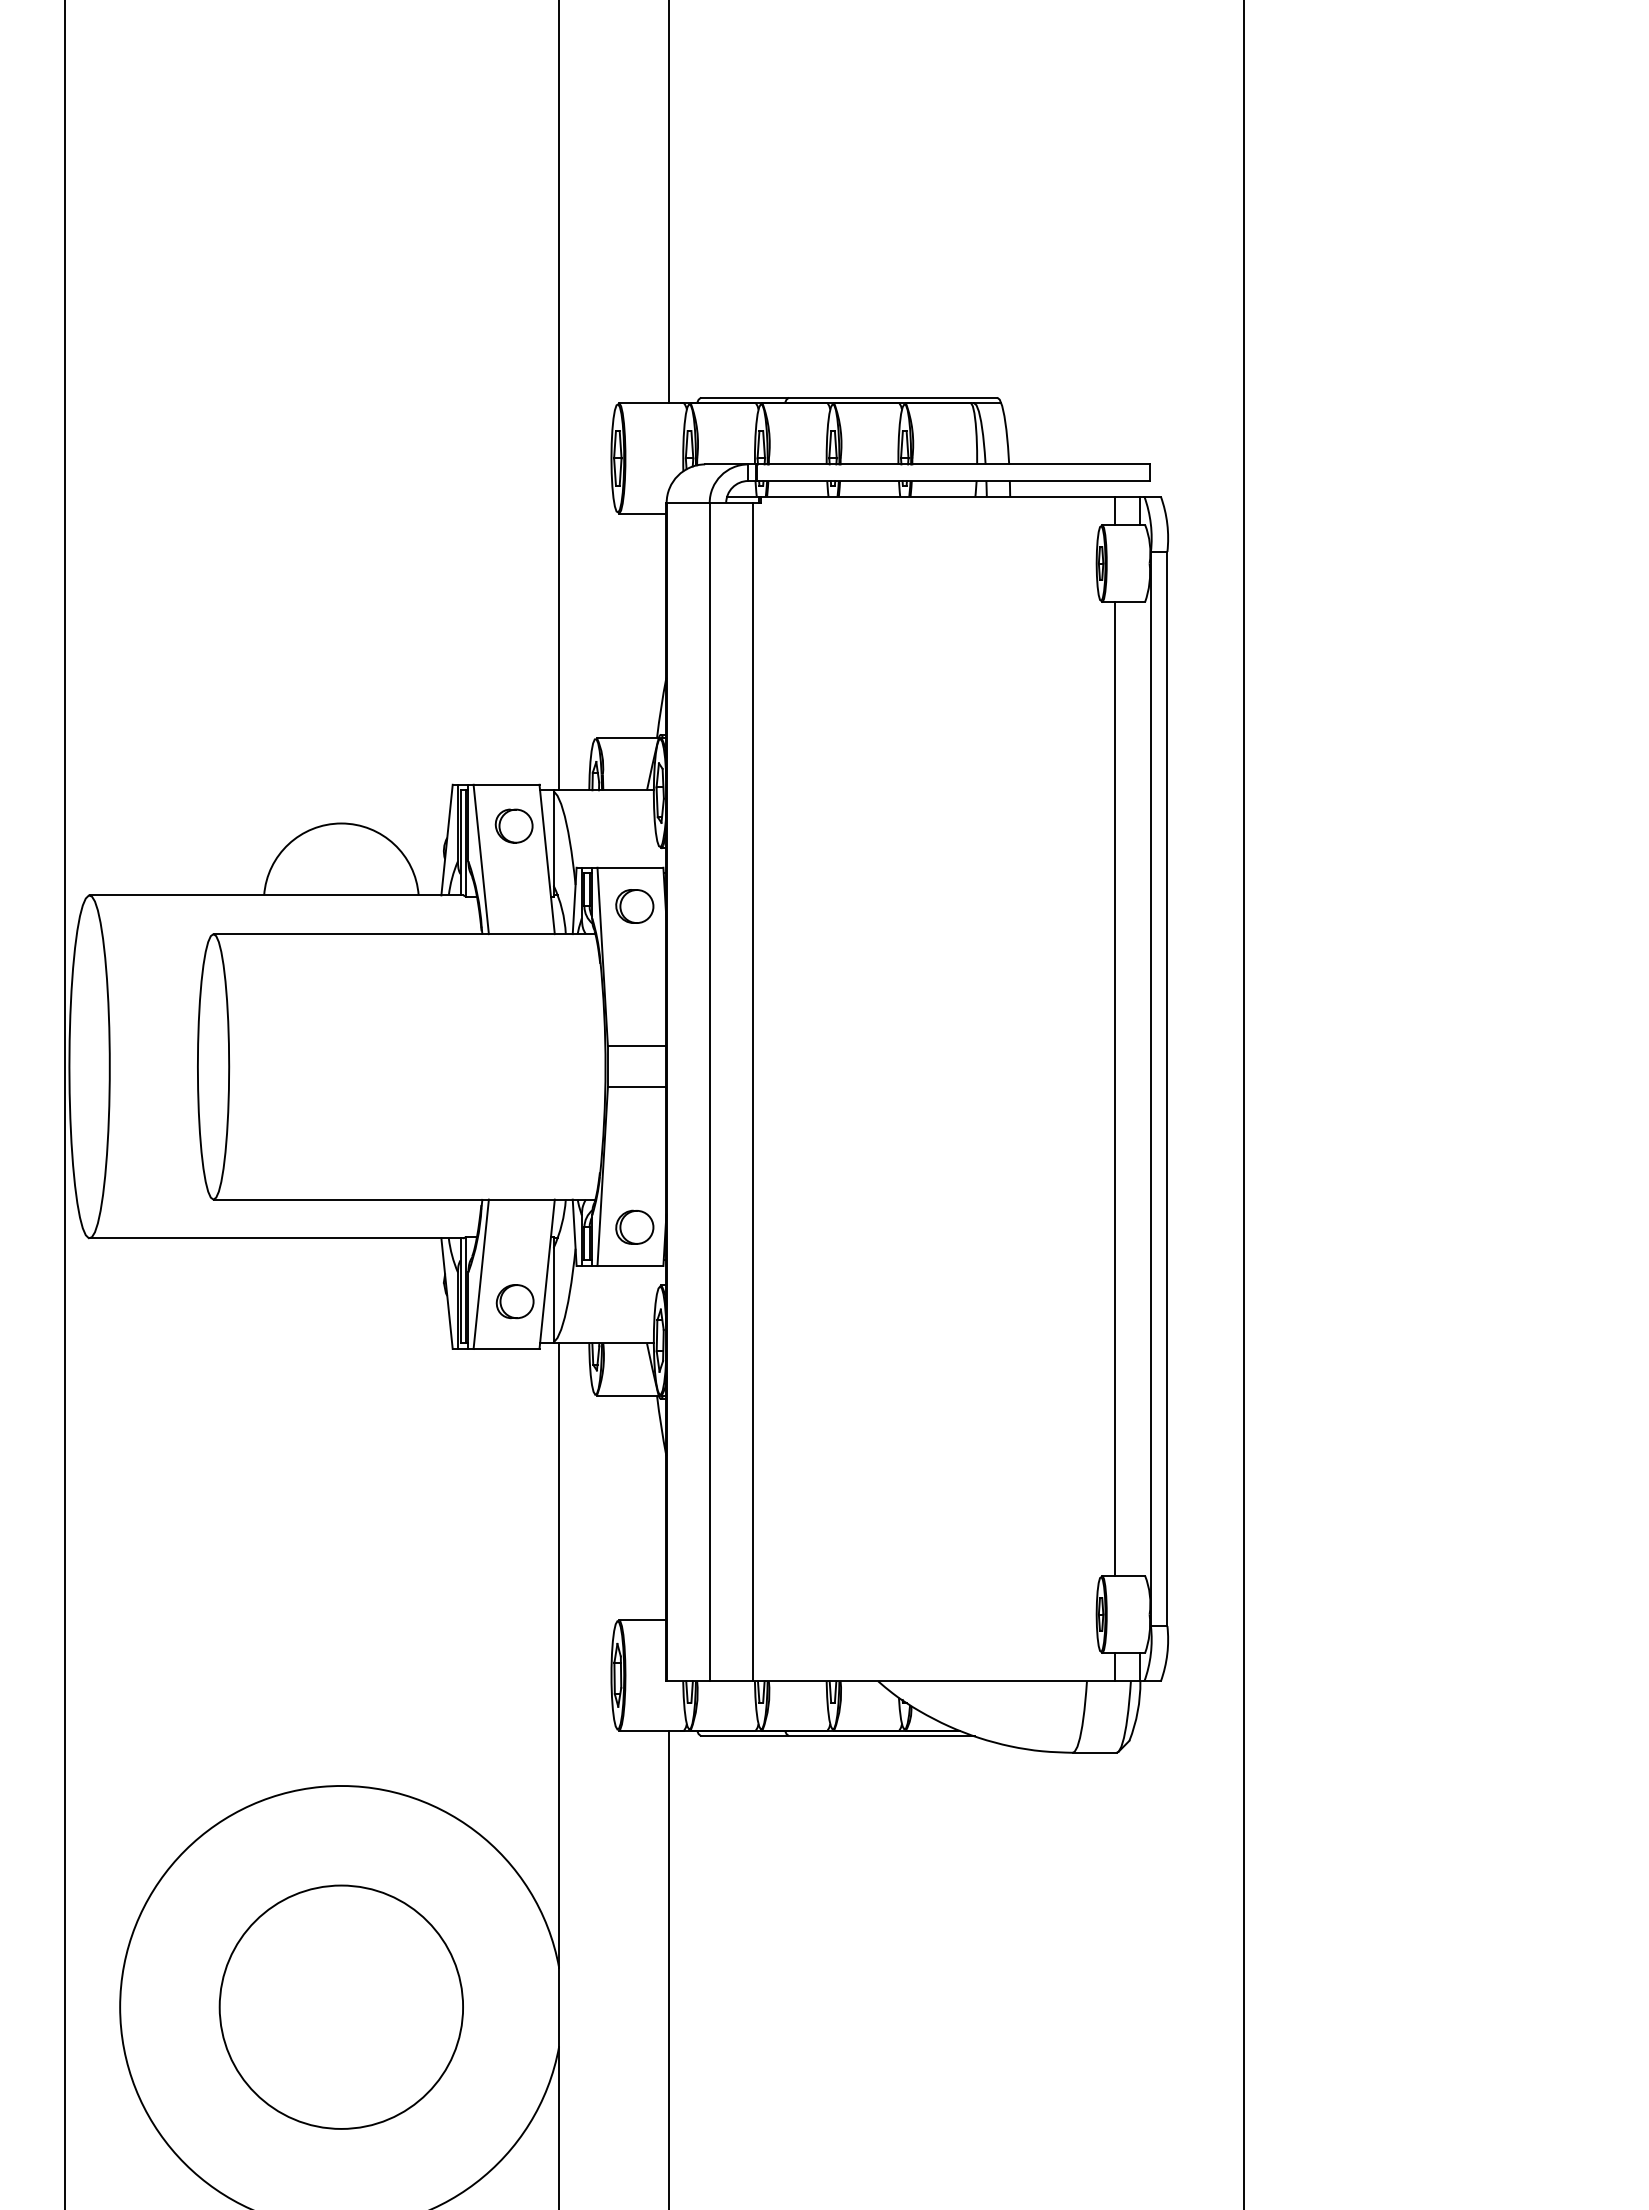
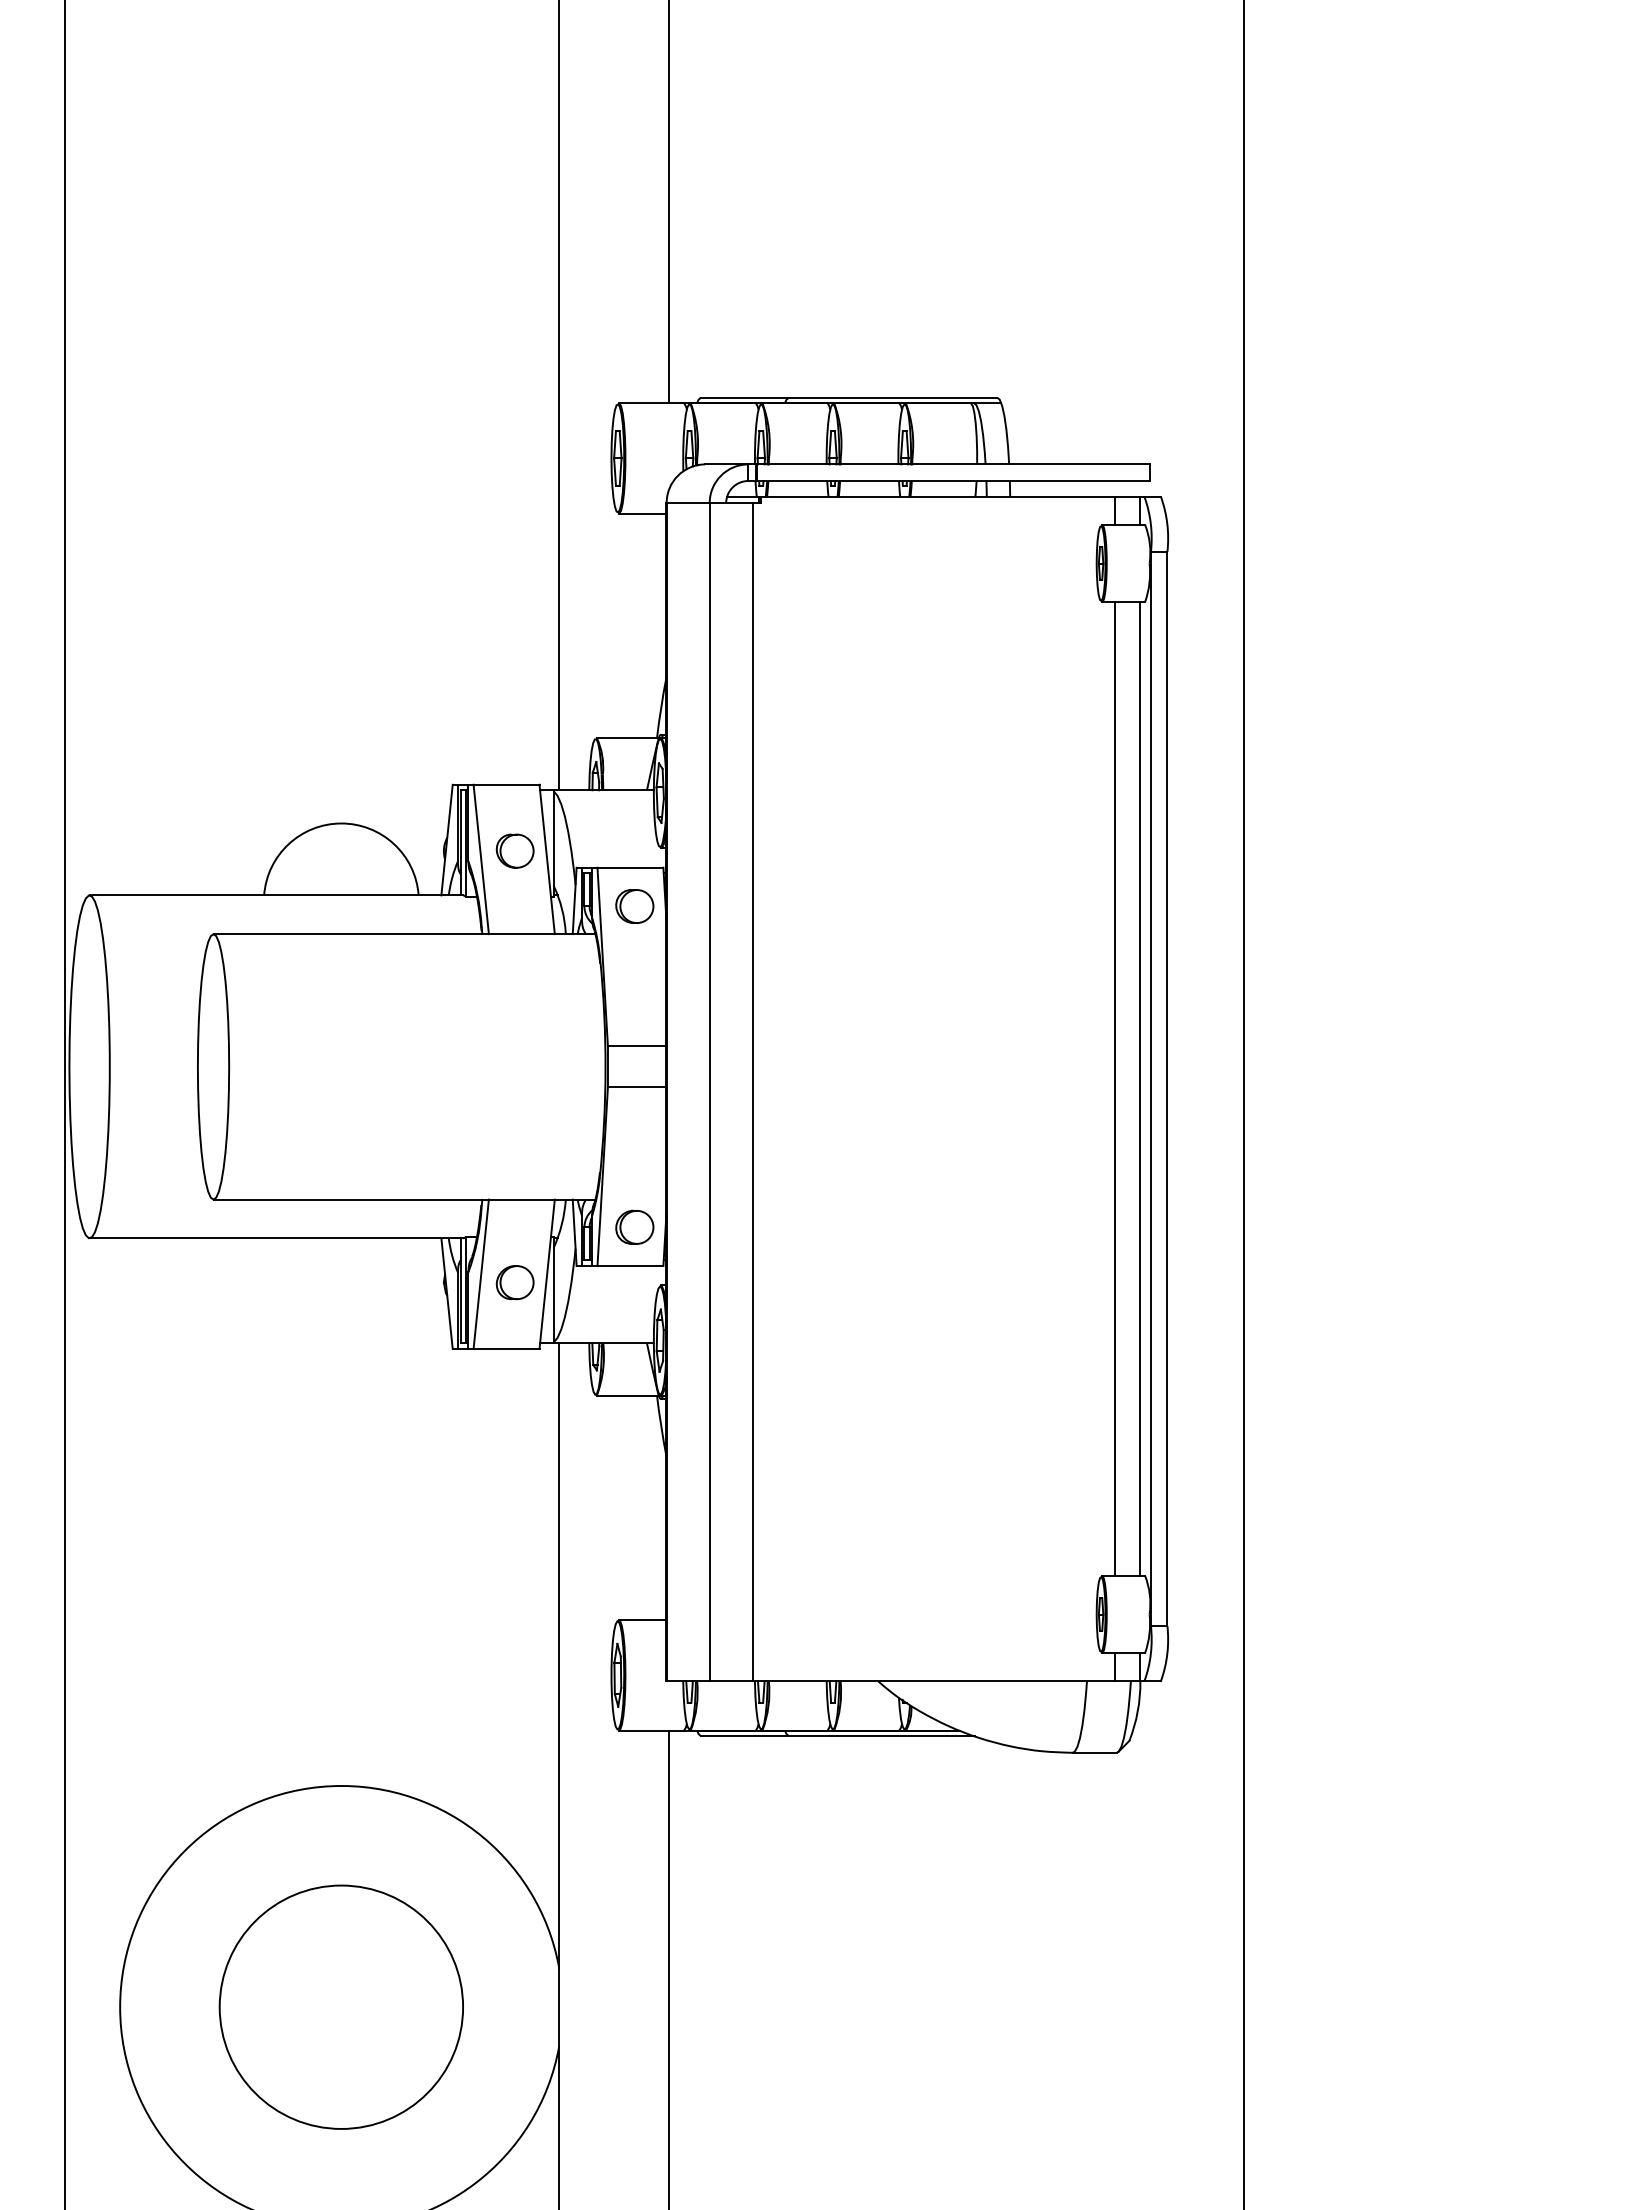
part position: (513, 825) -> (514, 850) (514, 850)
line: none -> present (1139, 1088)
part position: (514, 1301) -> (514, 1282) (514, 1282)
